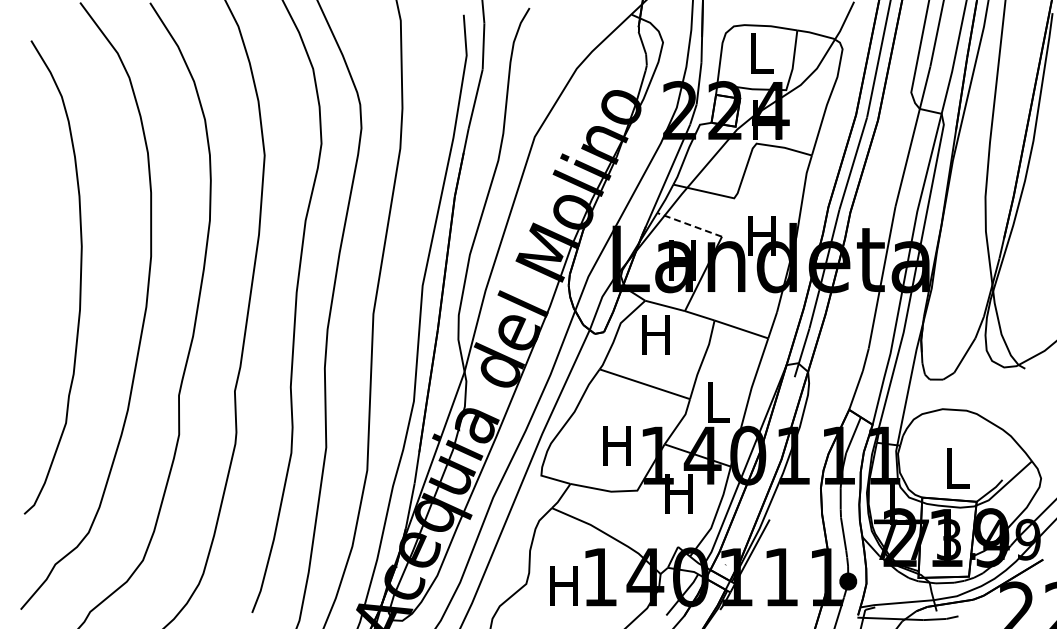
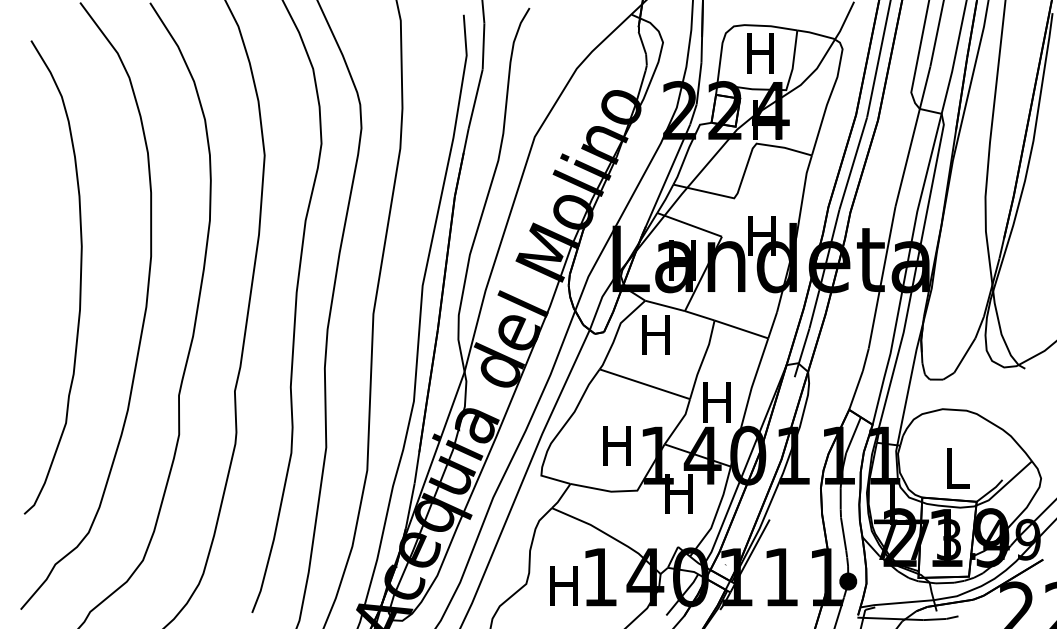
text: L -> H (760, 53)
line: dashed -> solid (689, 224)
text: L -> H (716, 402)
